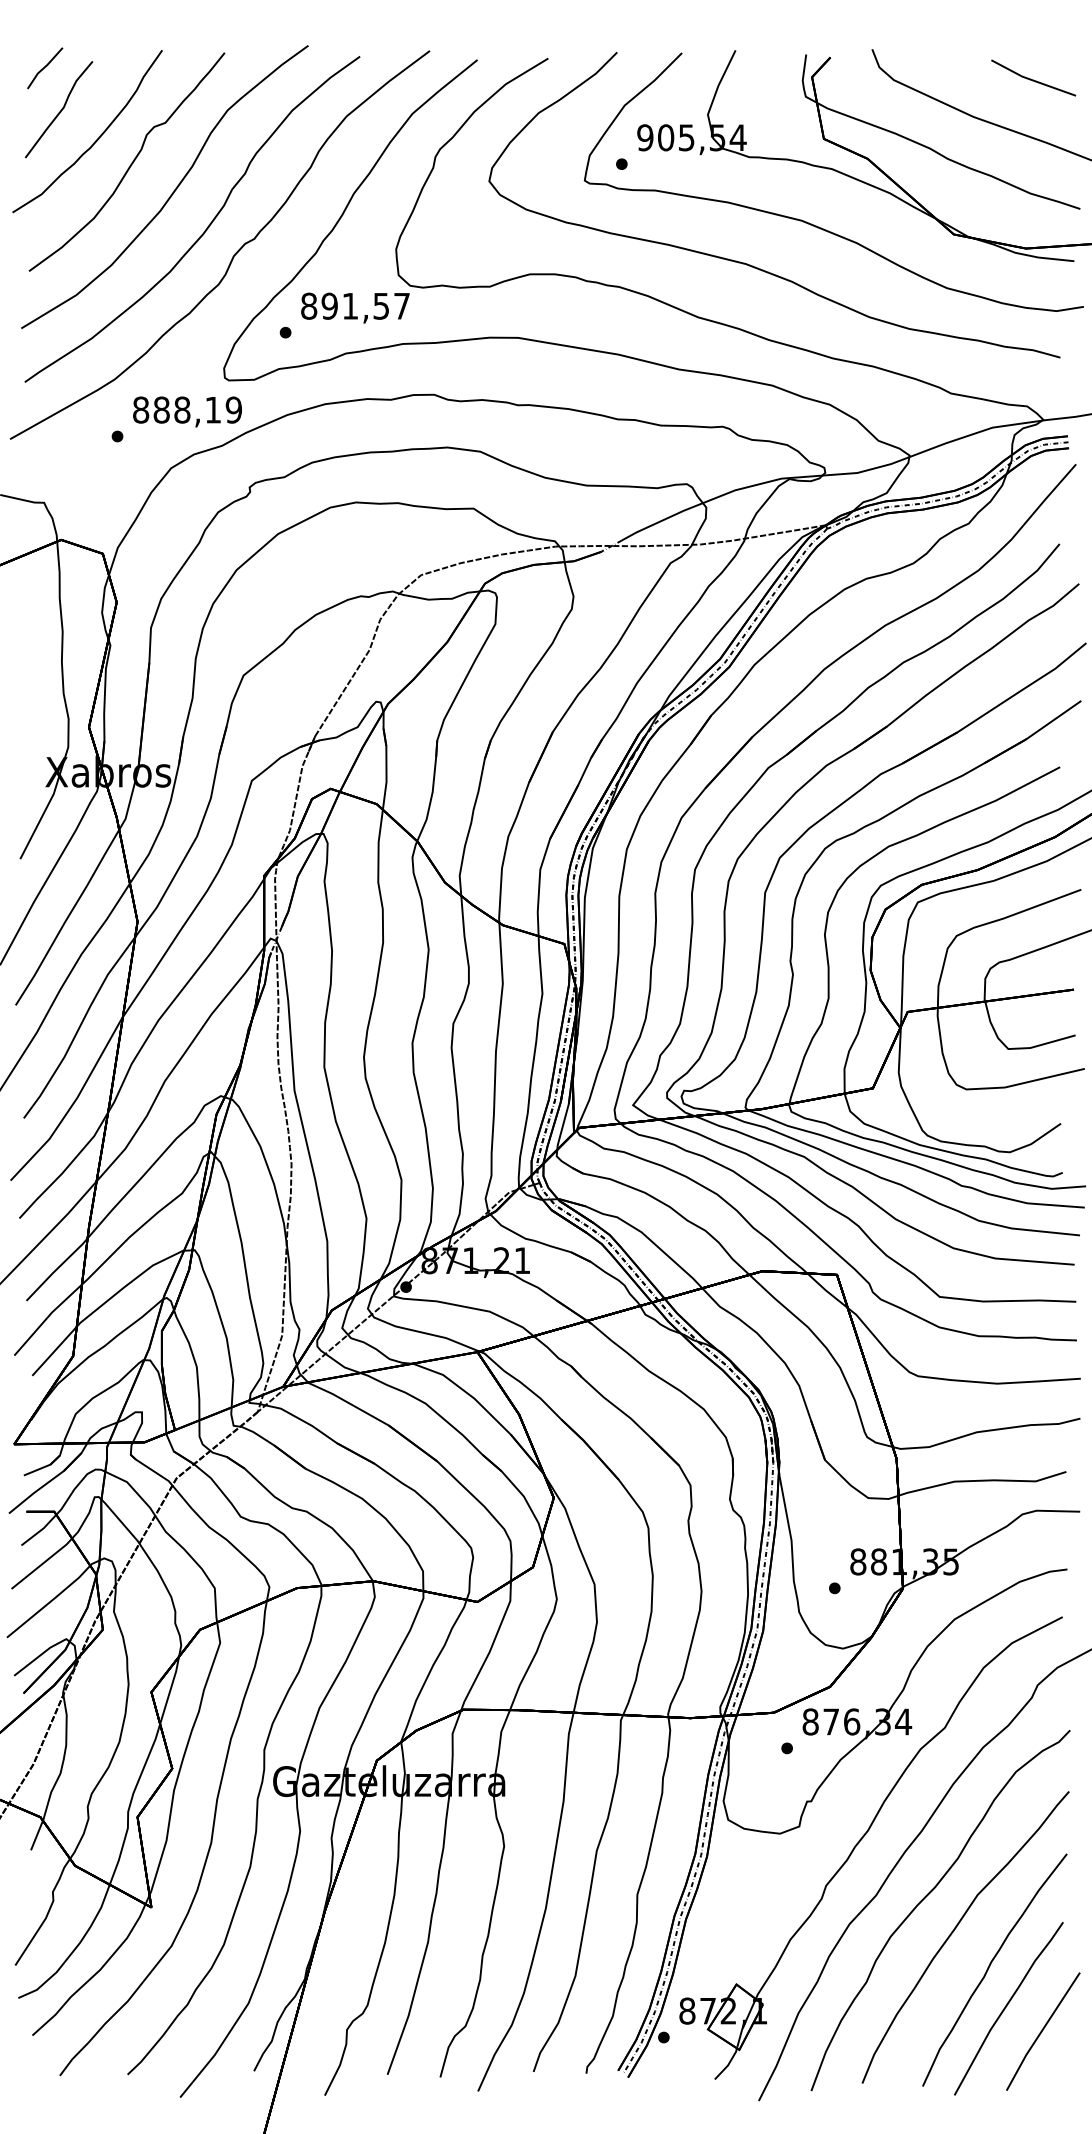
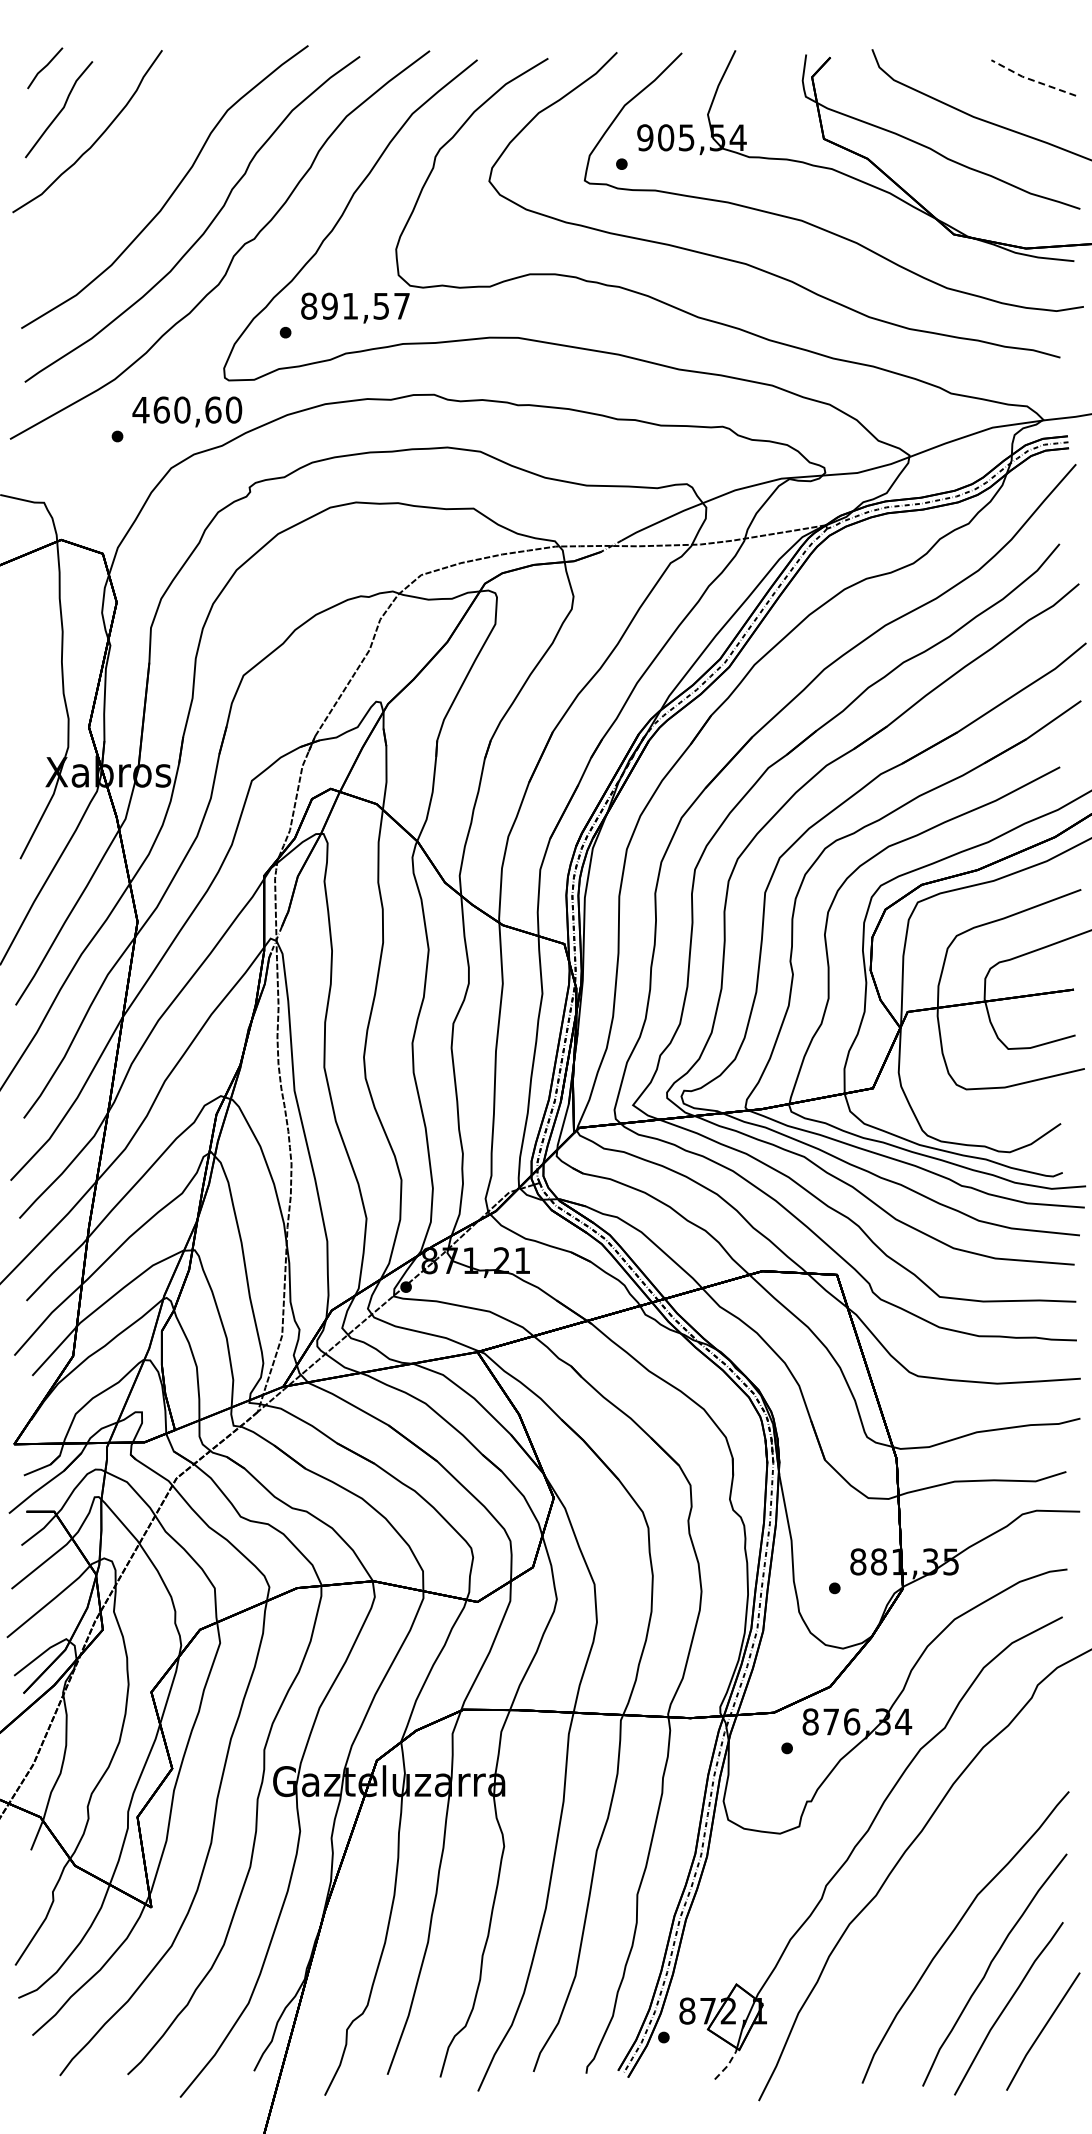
line: solid -> dashed (1031, 80)
curve: present -> none (130, 164)
text: 888,19 -> 460,60 (187, 409)
curve: present -> none (927, 1896)
line: solid -> dashed (728, 2065)
